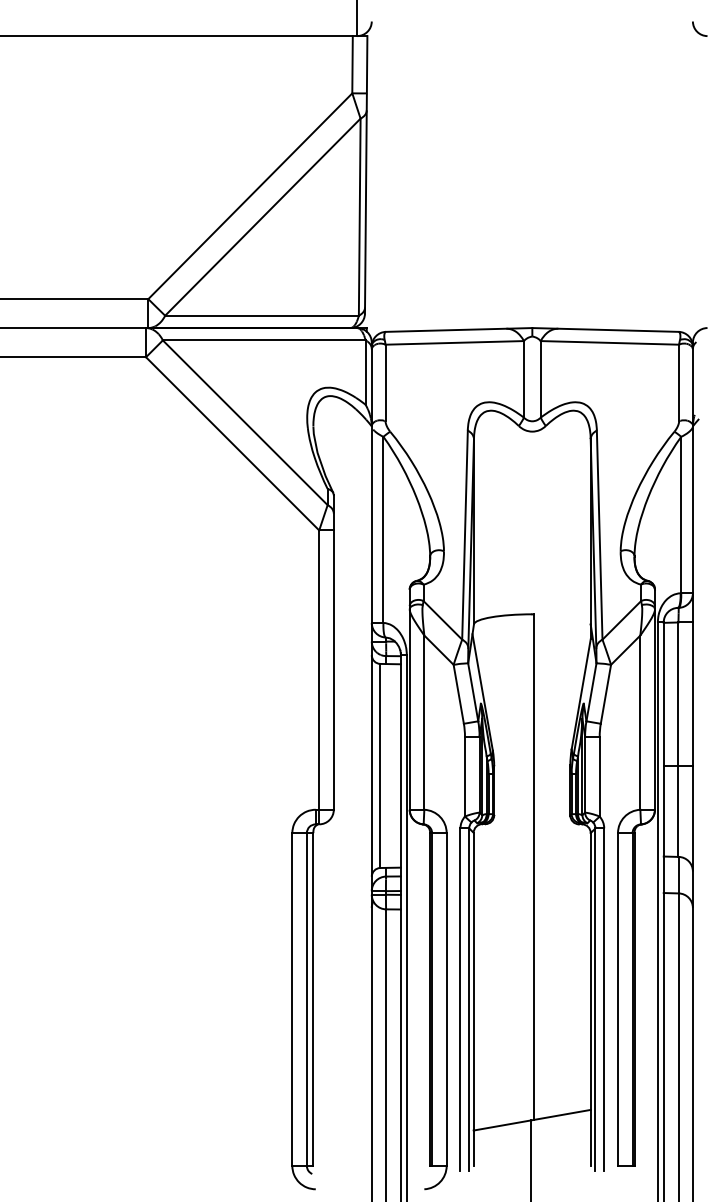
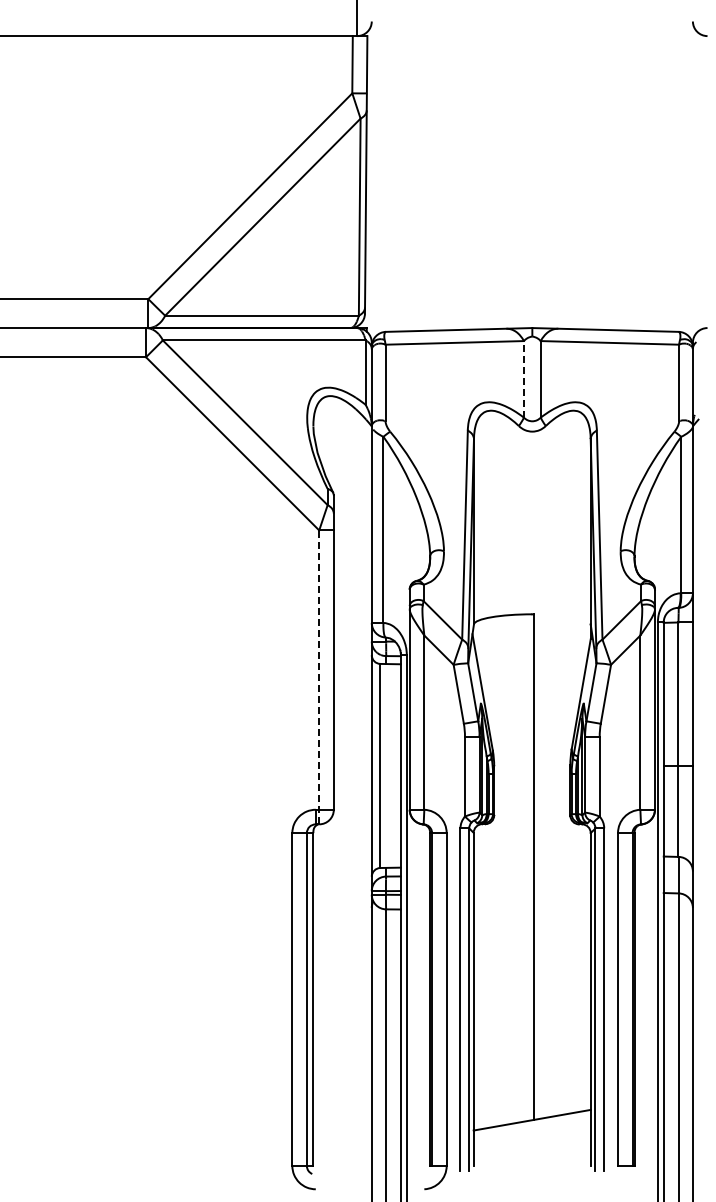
line: solid -> dashed (523, 378)
line: solid -> dashed (319, 677)
line: present -> none (530, 1159)
